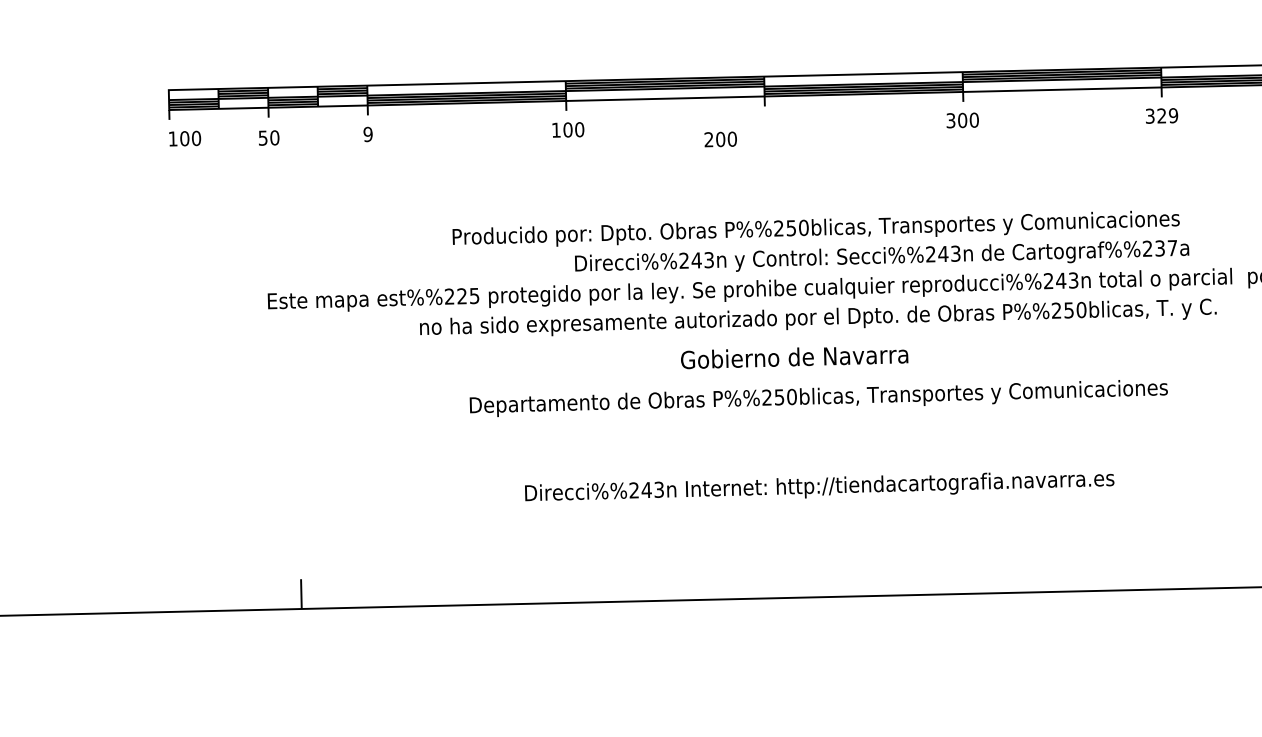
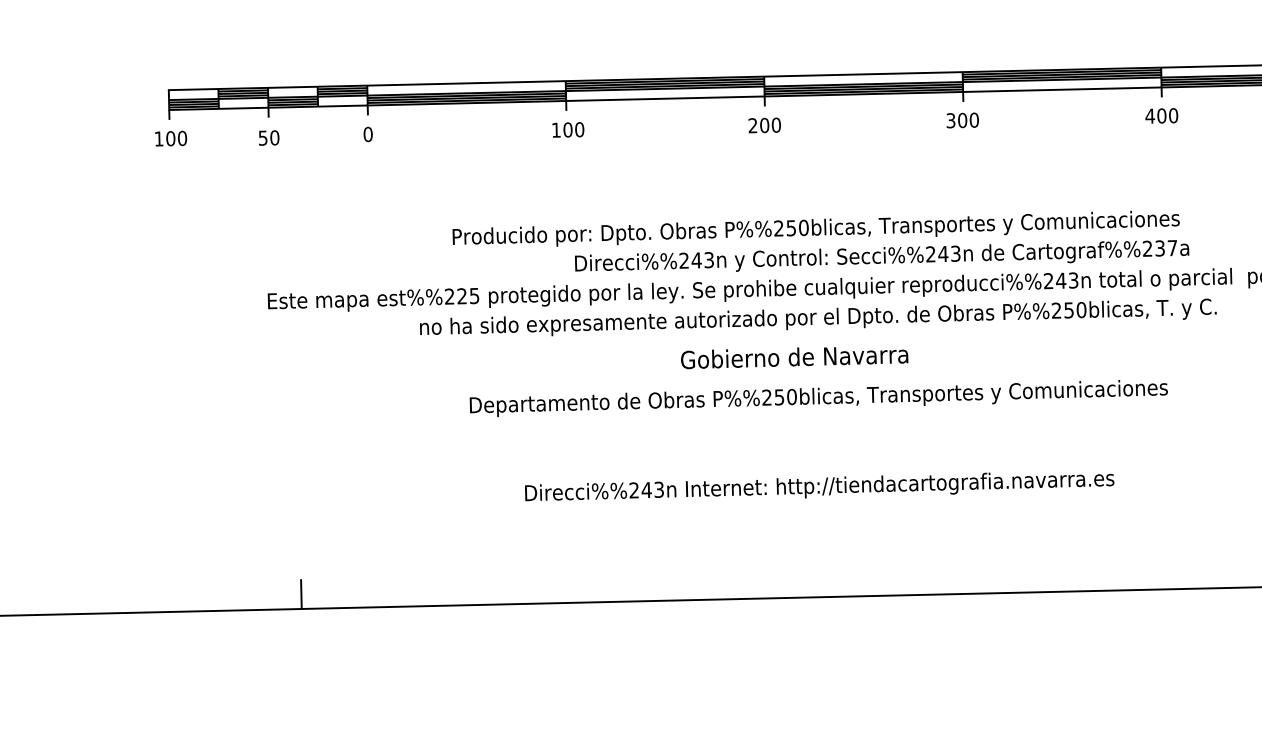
text: 329 -> 400 (1161, 115)
text: 9 -> 0 (367, 134)
text position: (185, 138) -> (171, 138) (171, 138)
text position: (720, 139) -> (764, 125) (764, 125)
